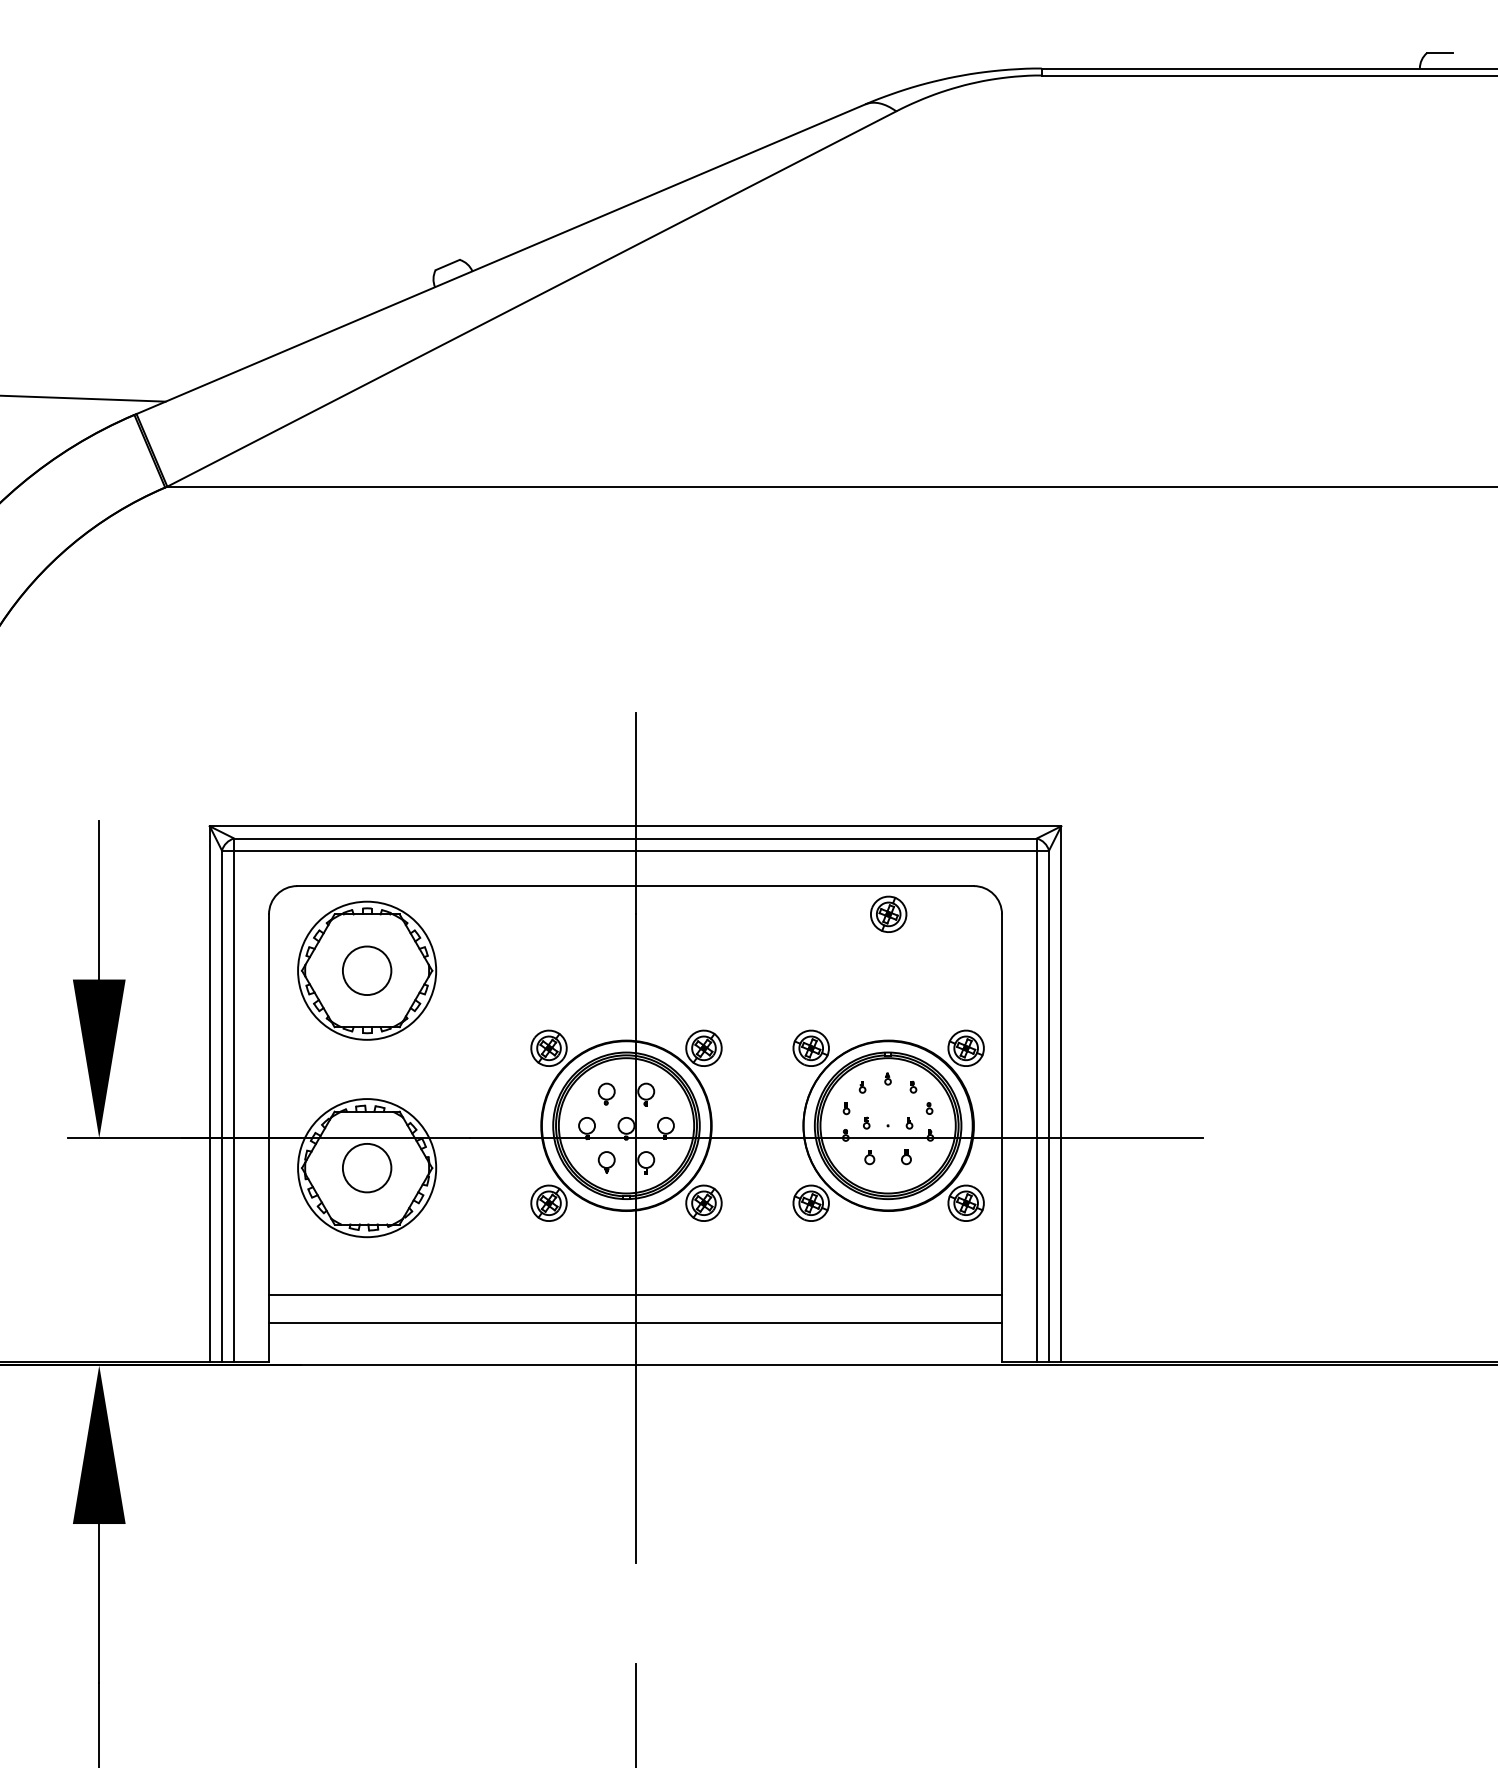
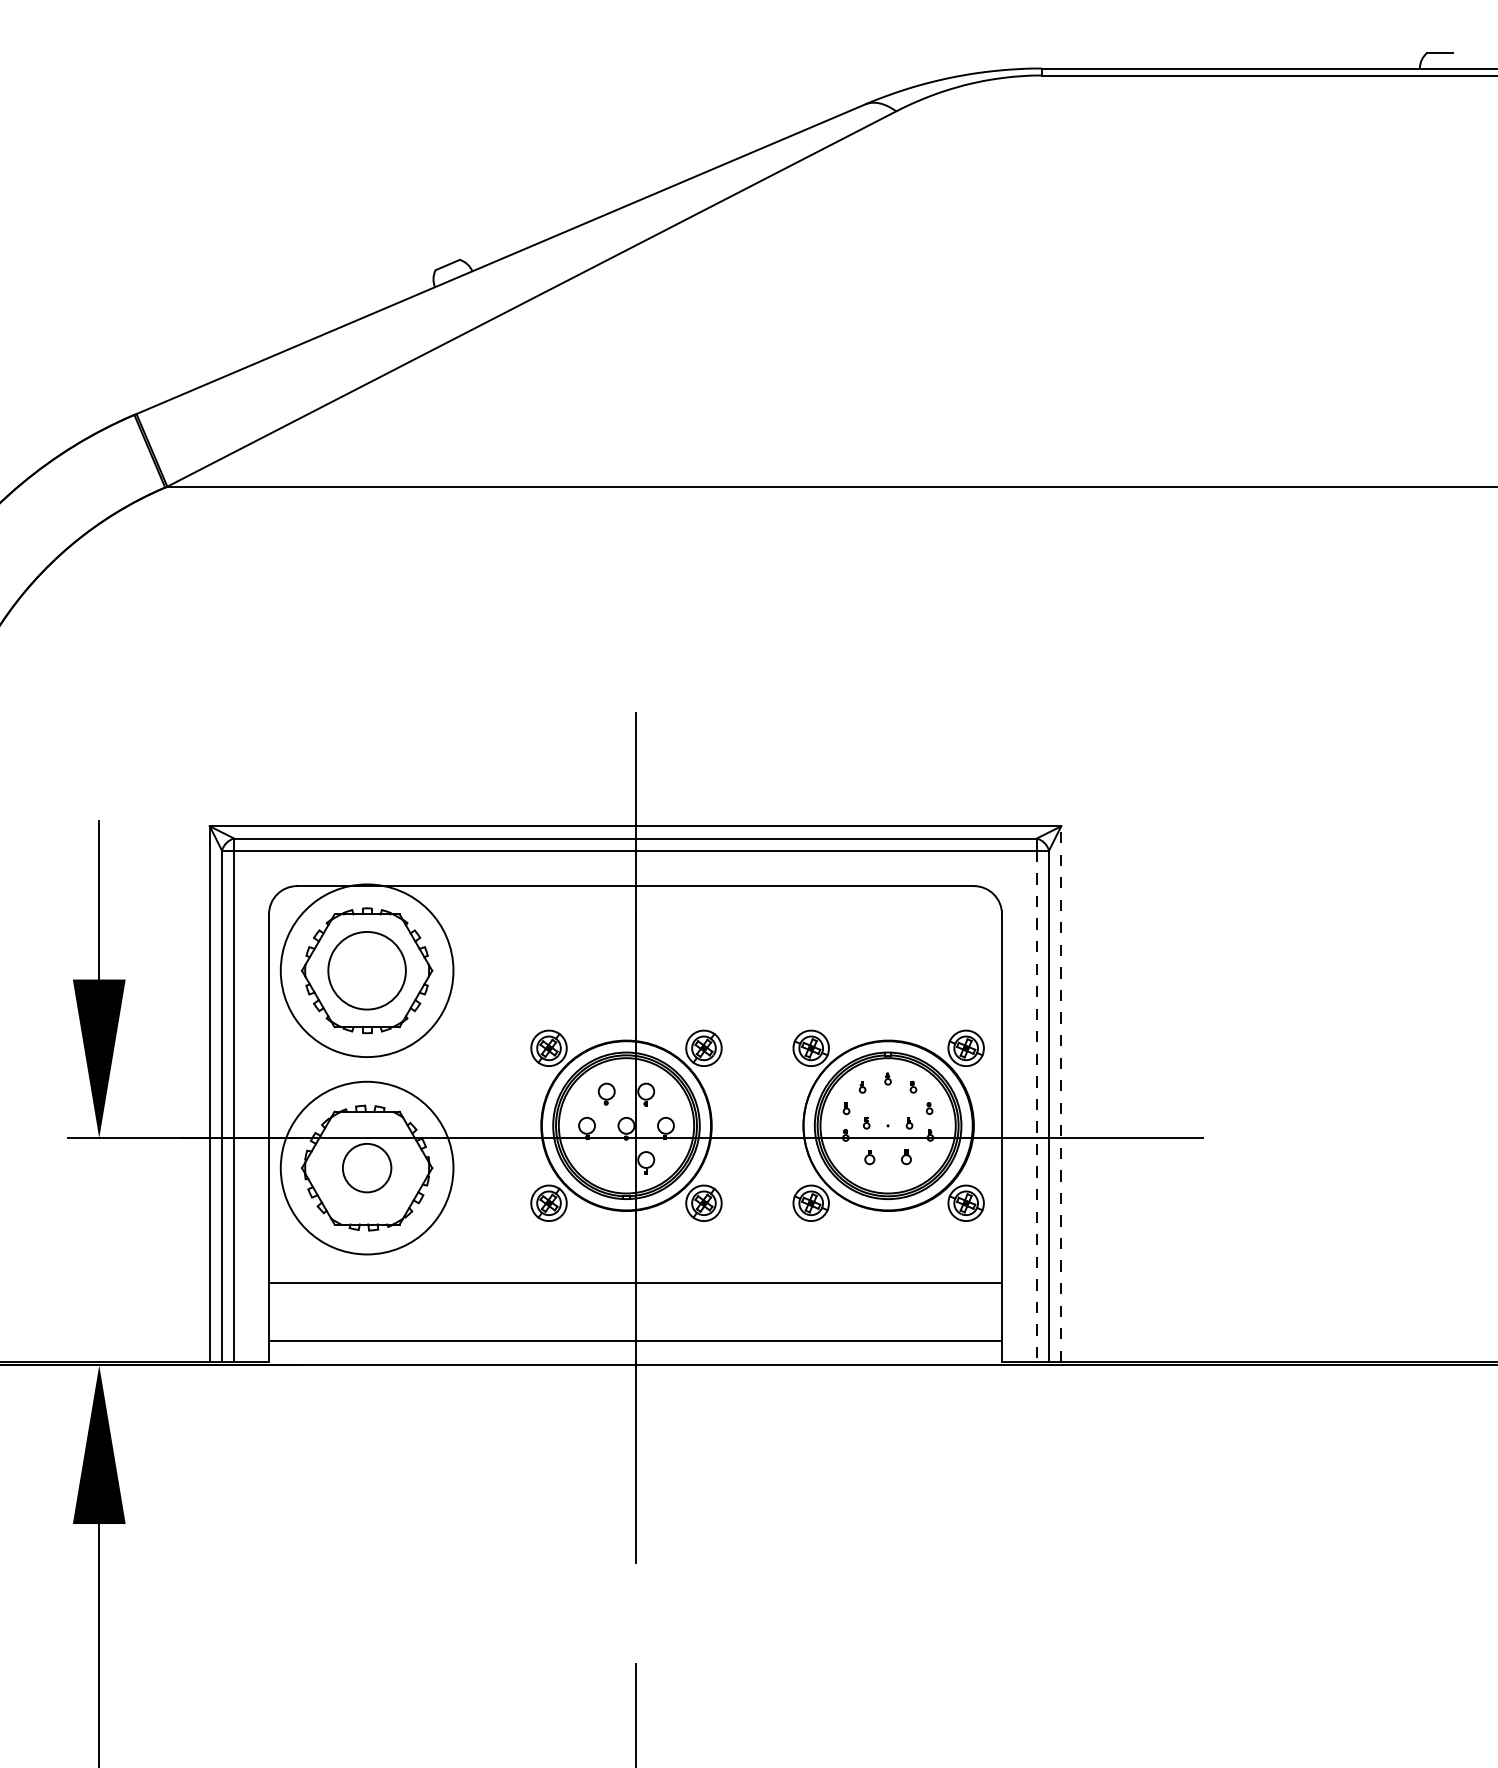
line: present -> none (83, 398)
part: present -> none (888, 913)
circle diameter: 48 px -> 78 px (366, 970)
circle diameter: 138 px -> 173 px (366, 970)
line: solid -> dashed (1061, 1094)
line: solid -> dashed (1036, 1106)
part: present -> none (606, 1162)
circle diameter: 138 px -> 173 px (366, 1167)
line position: (635, 1295) -> (635, 1283) (635, 1283)
line position: (635, 1323) -> (635, 1341) (635, 1341)
